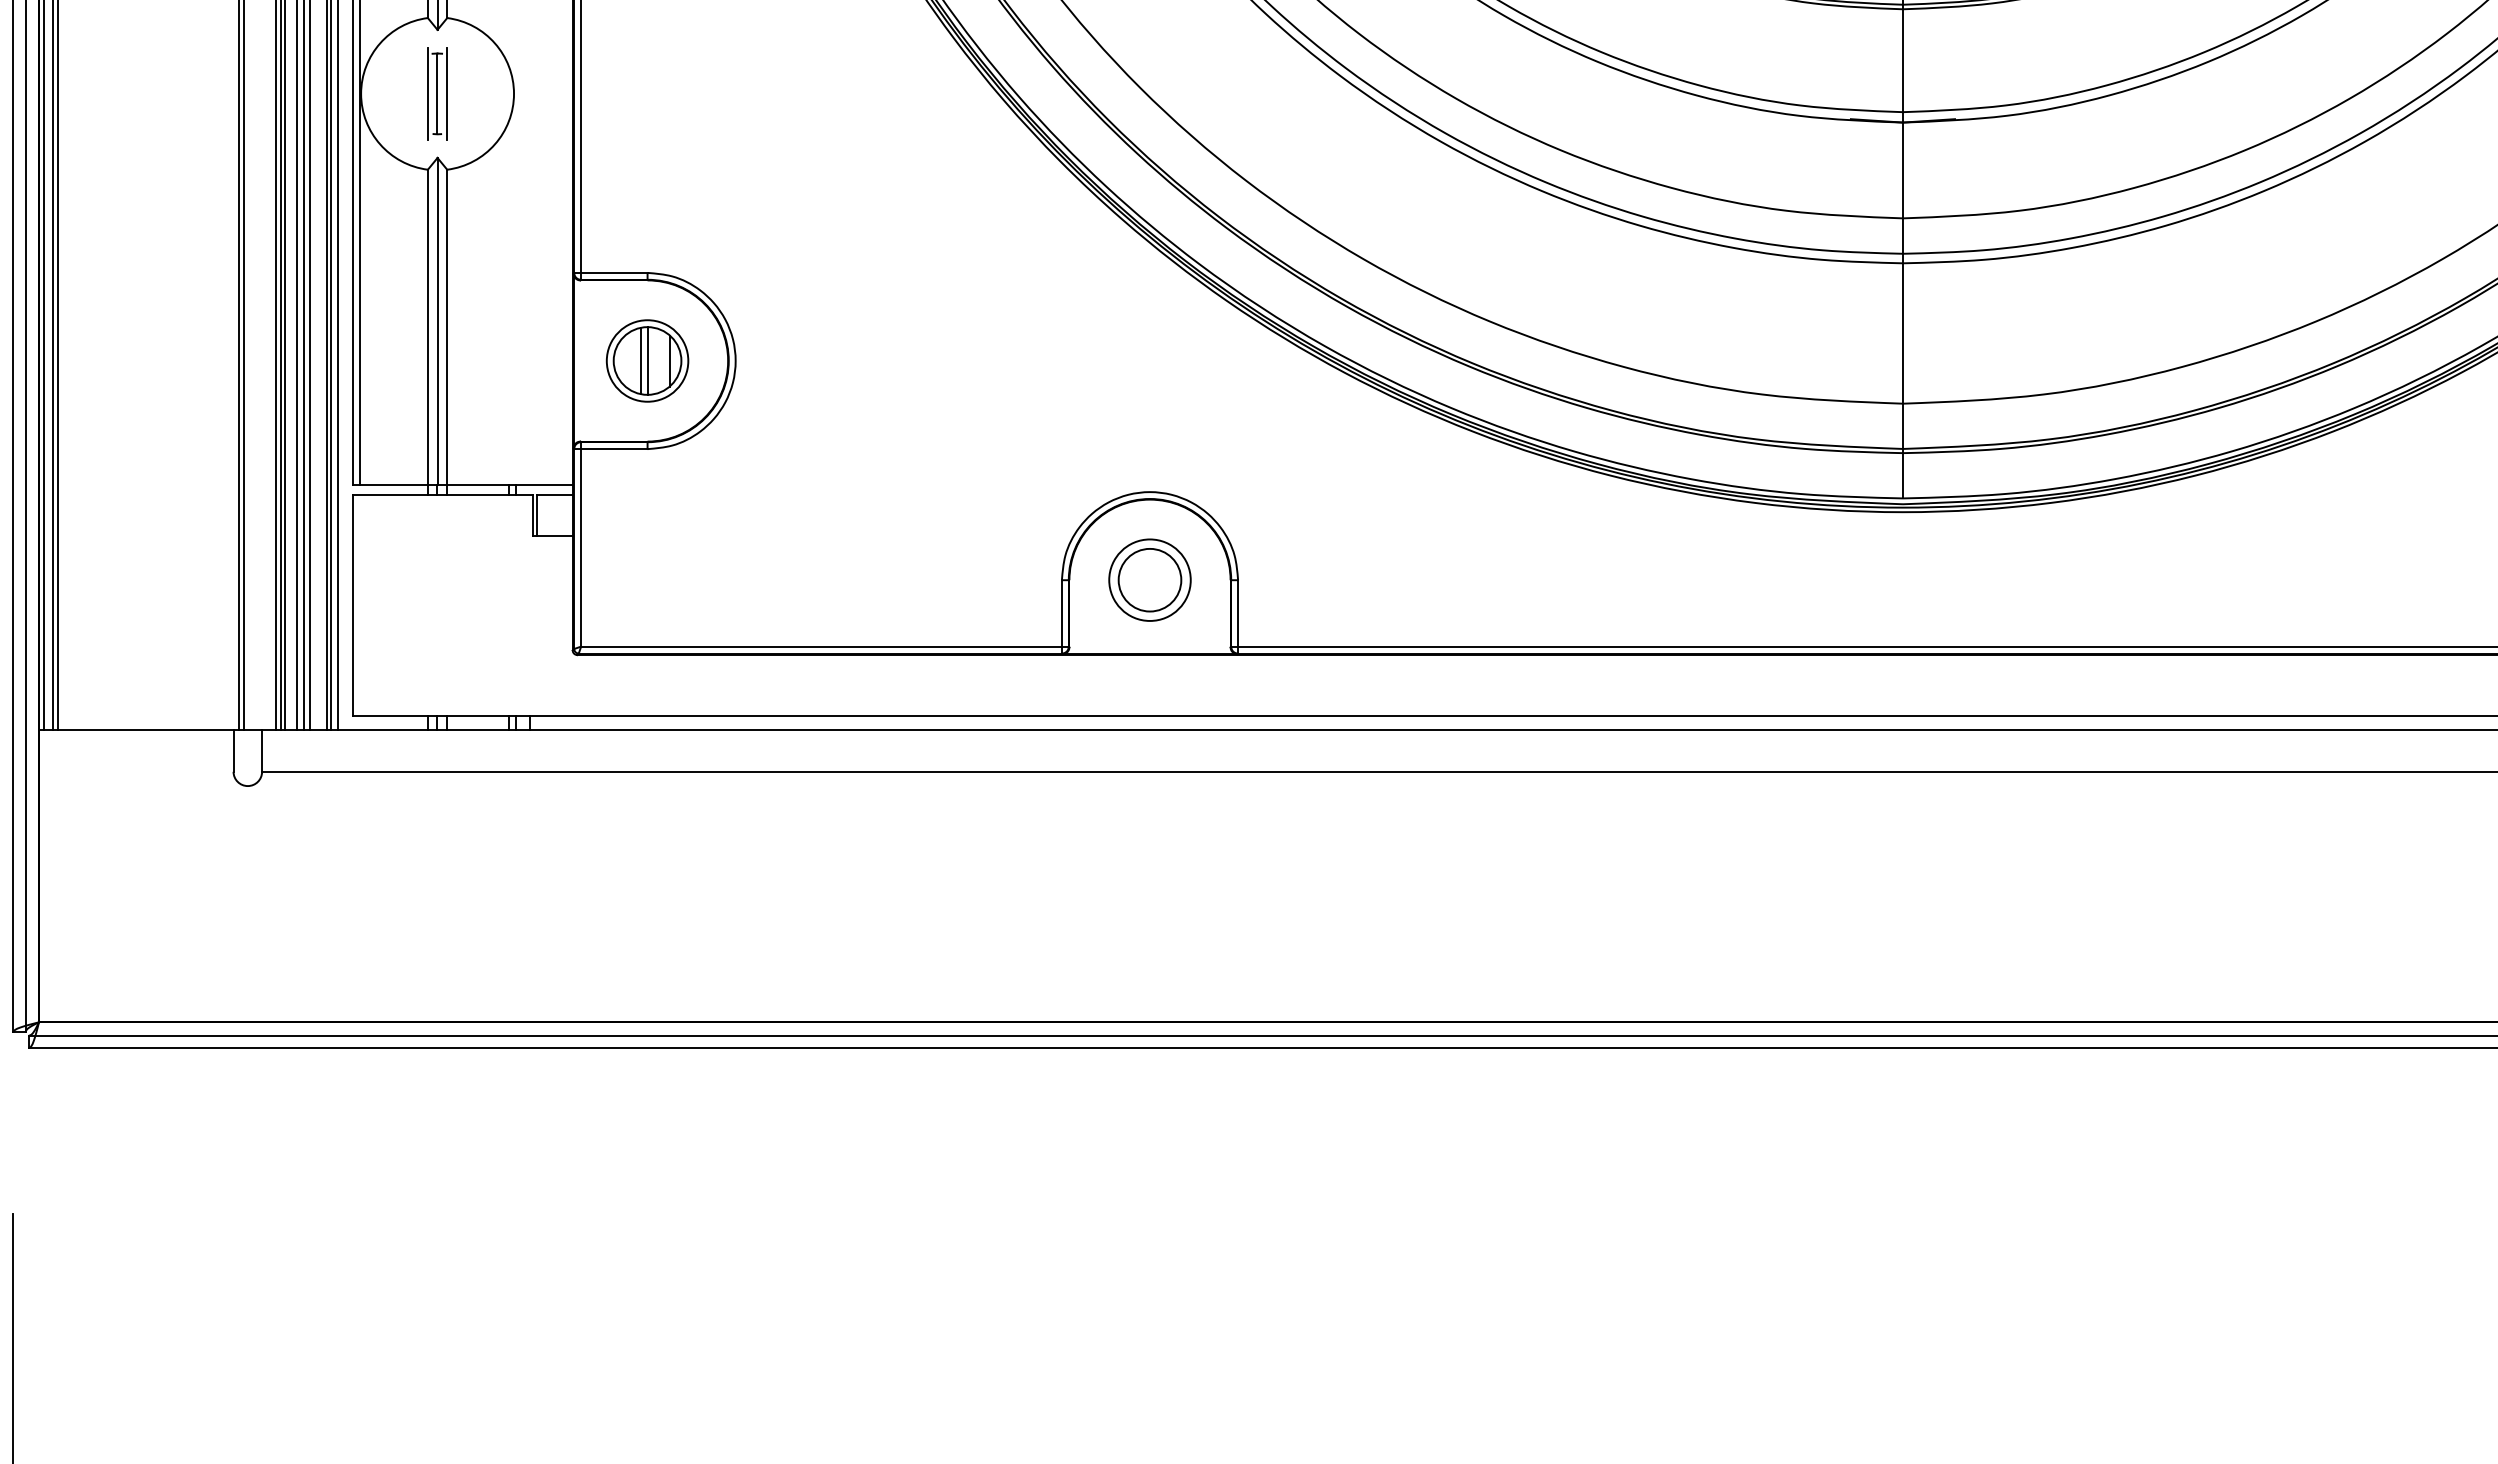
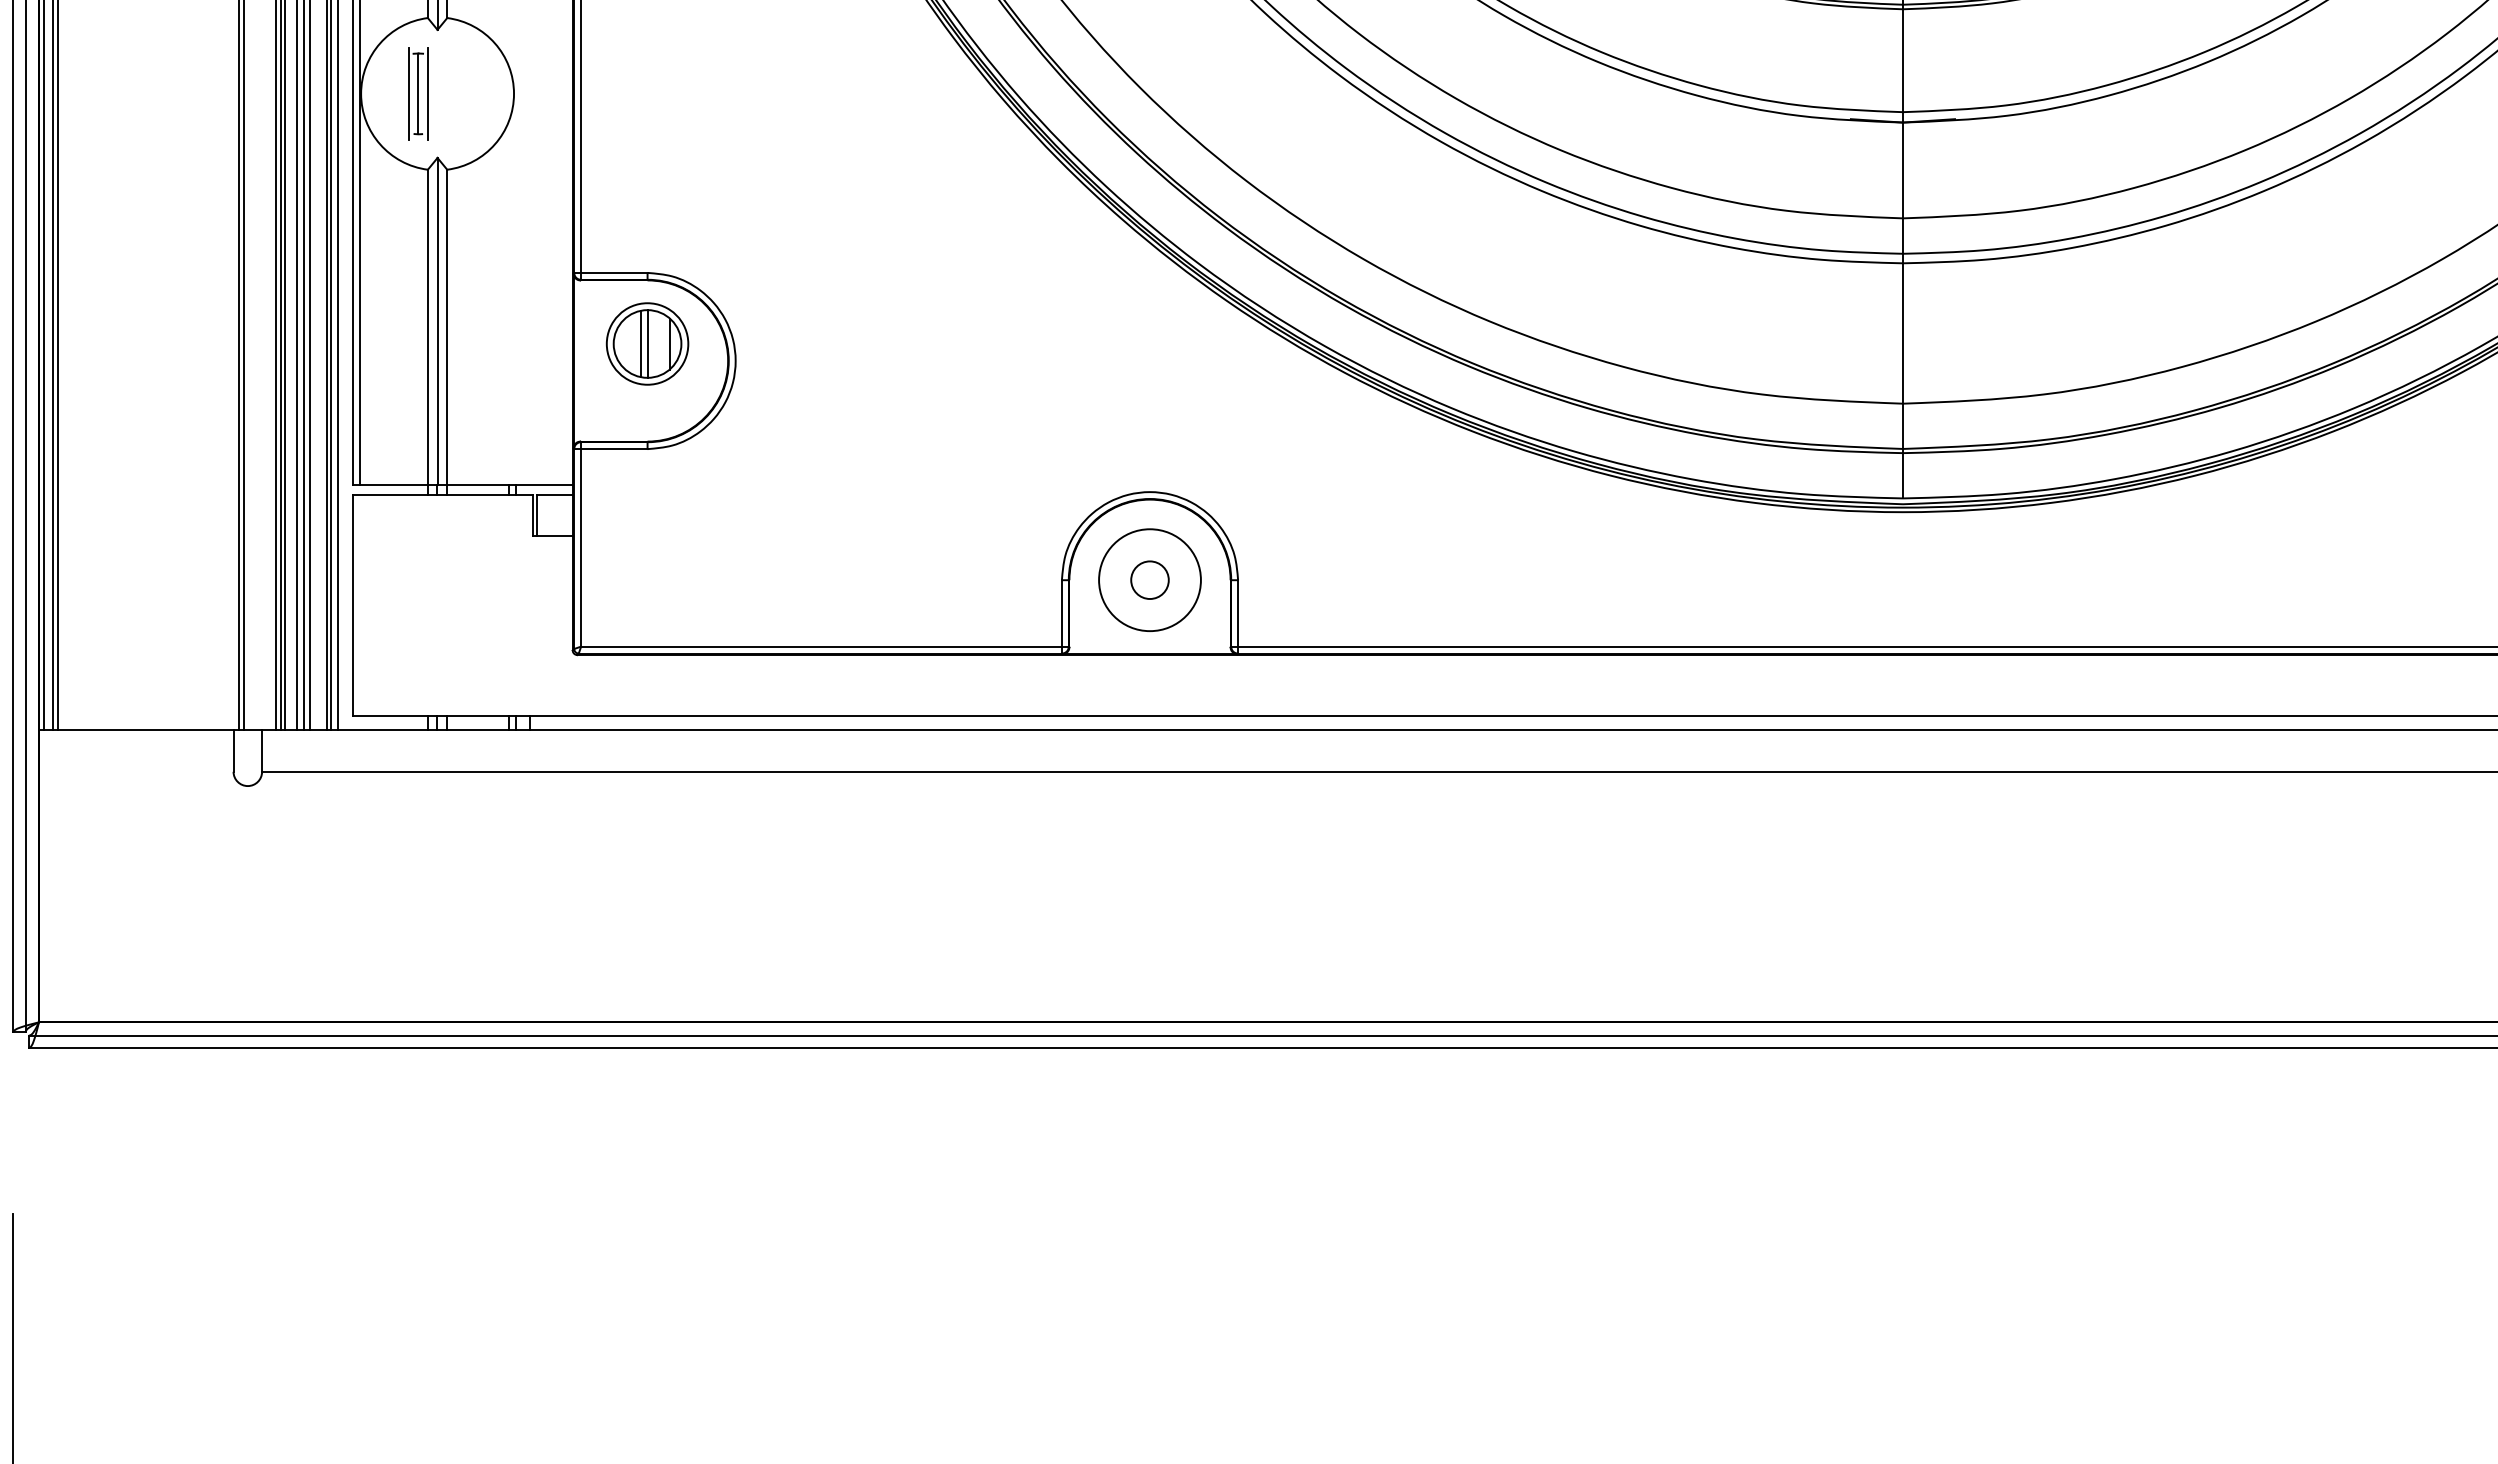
part position: (437, 93) -> (418, 93) (418, 93)
part position: (647, 360) -> (647, 343) (647, 343)
circle diameter: 63 px -> 38 px (1149, 580)
circle diameter: 82 px -> 102 px (1149, 580)
